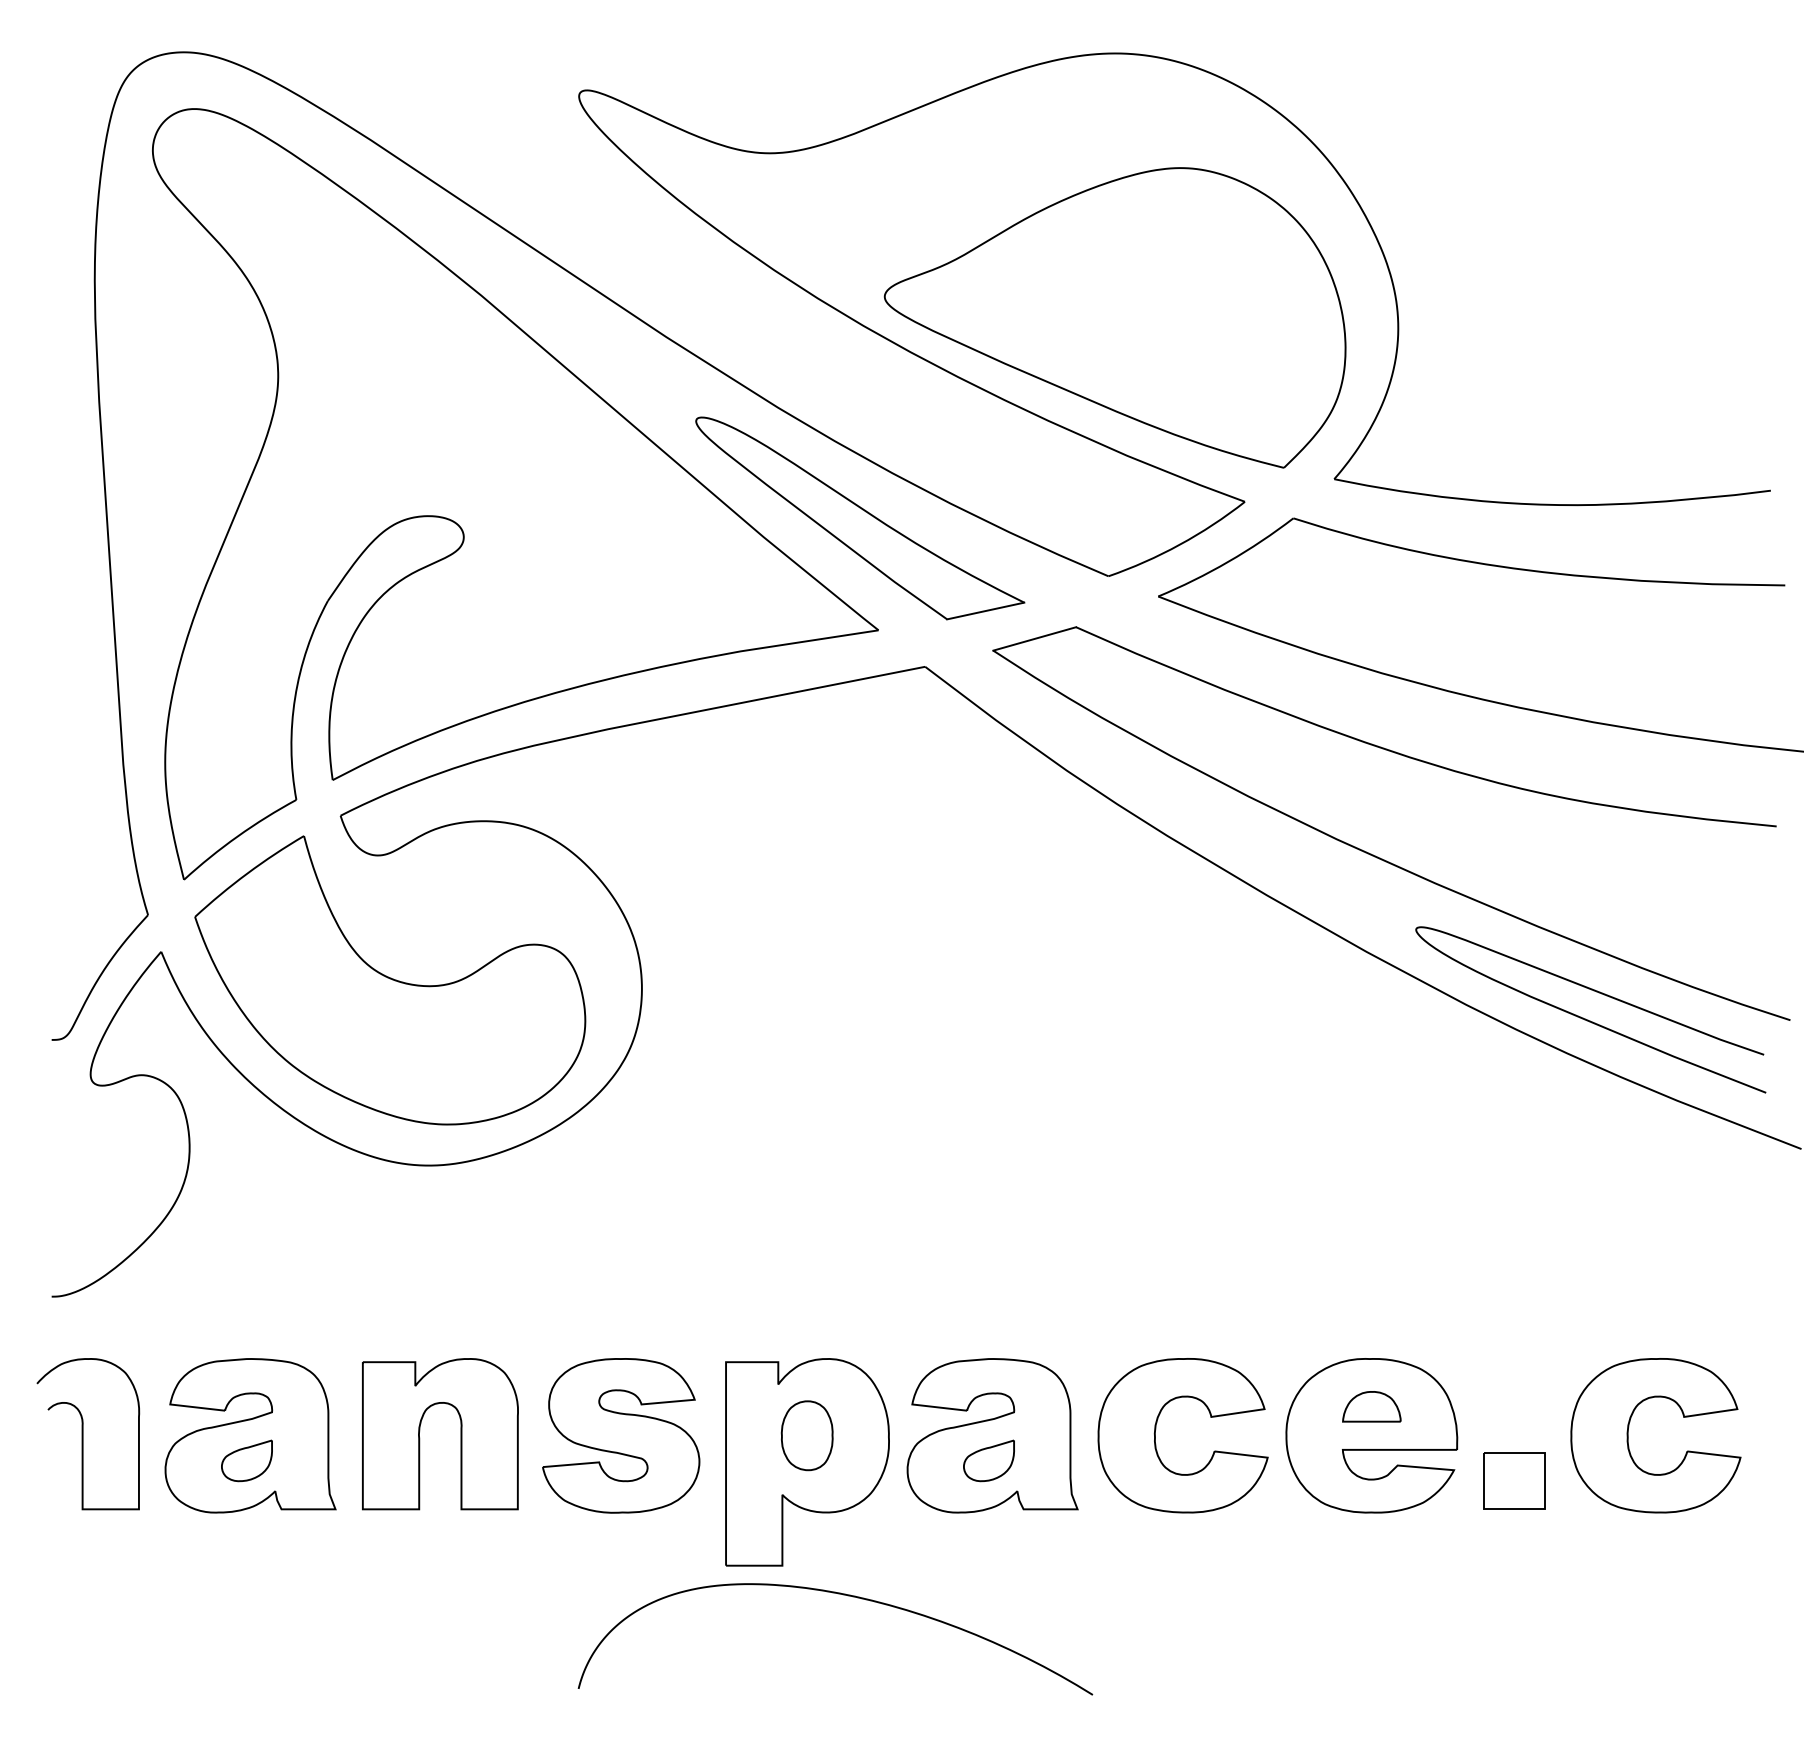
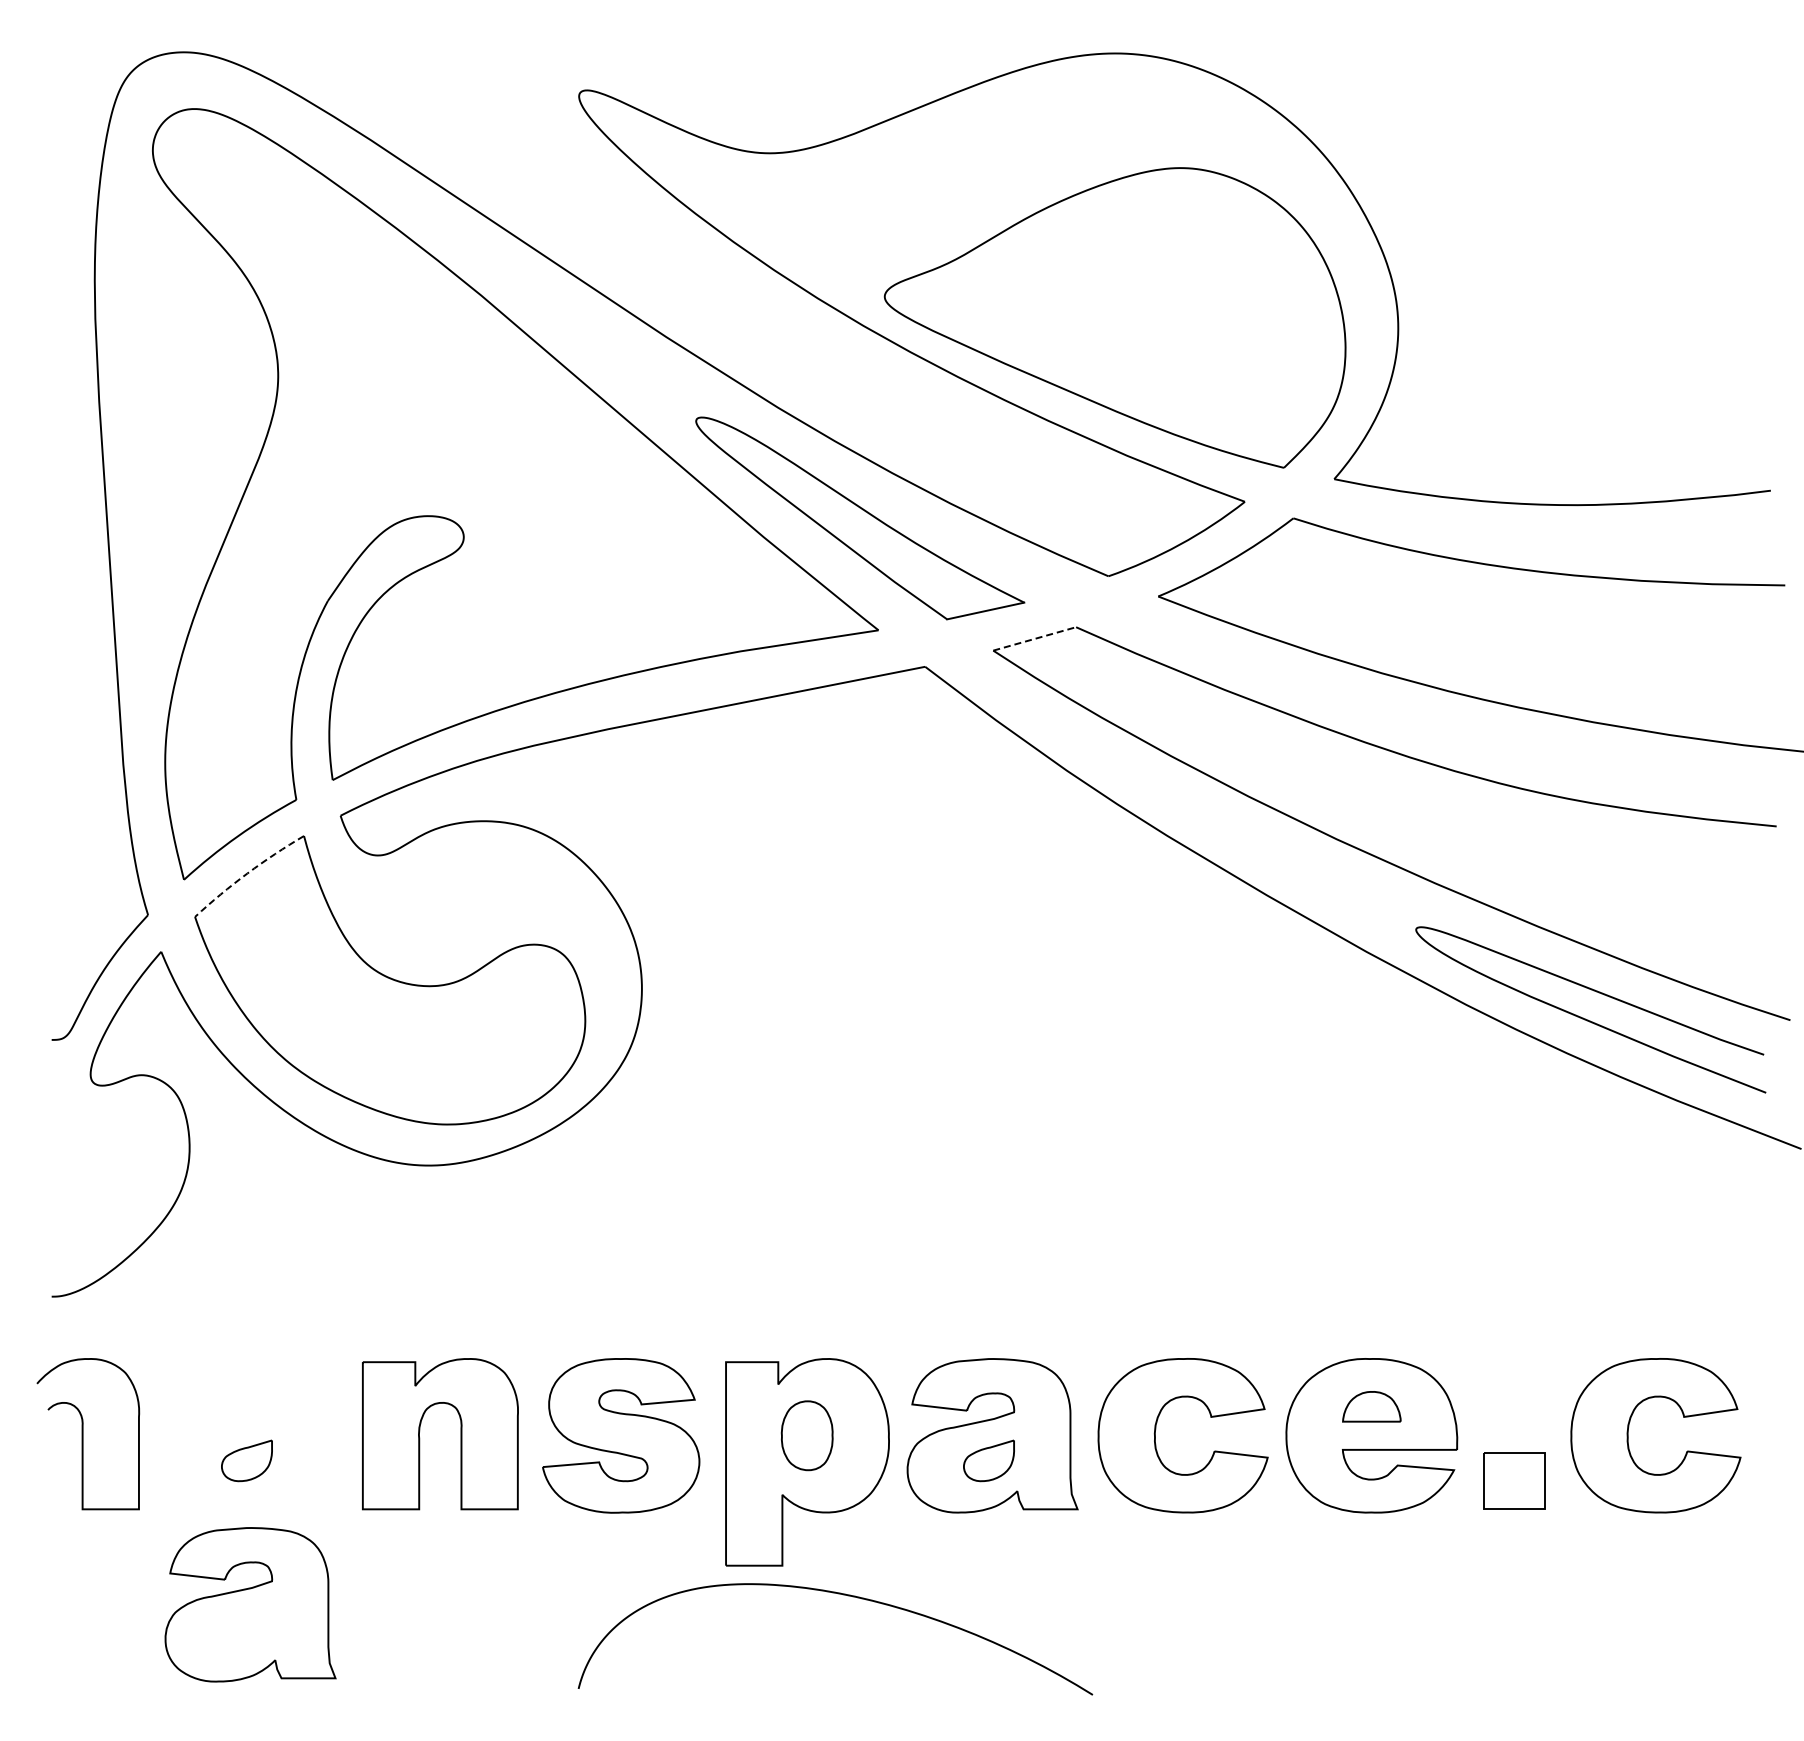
line: solid -> dashed (1035, 638)
arc: solid -> dashed (247, 873)
part position: (250, 1435) -> (250, 1604) (250, 1604)
